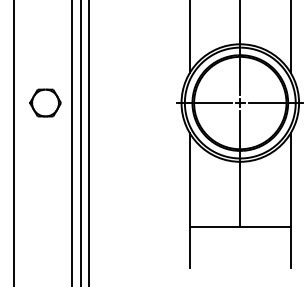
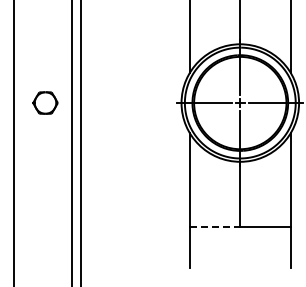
part size: 33x30 px -> 27x24 px (45, 102)
line: present -> none (89, 142)
line: solid -> dashed (215, 227)
